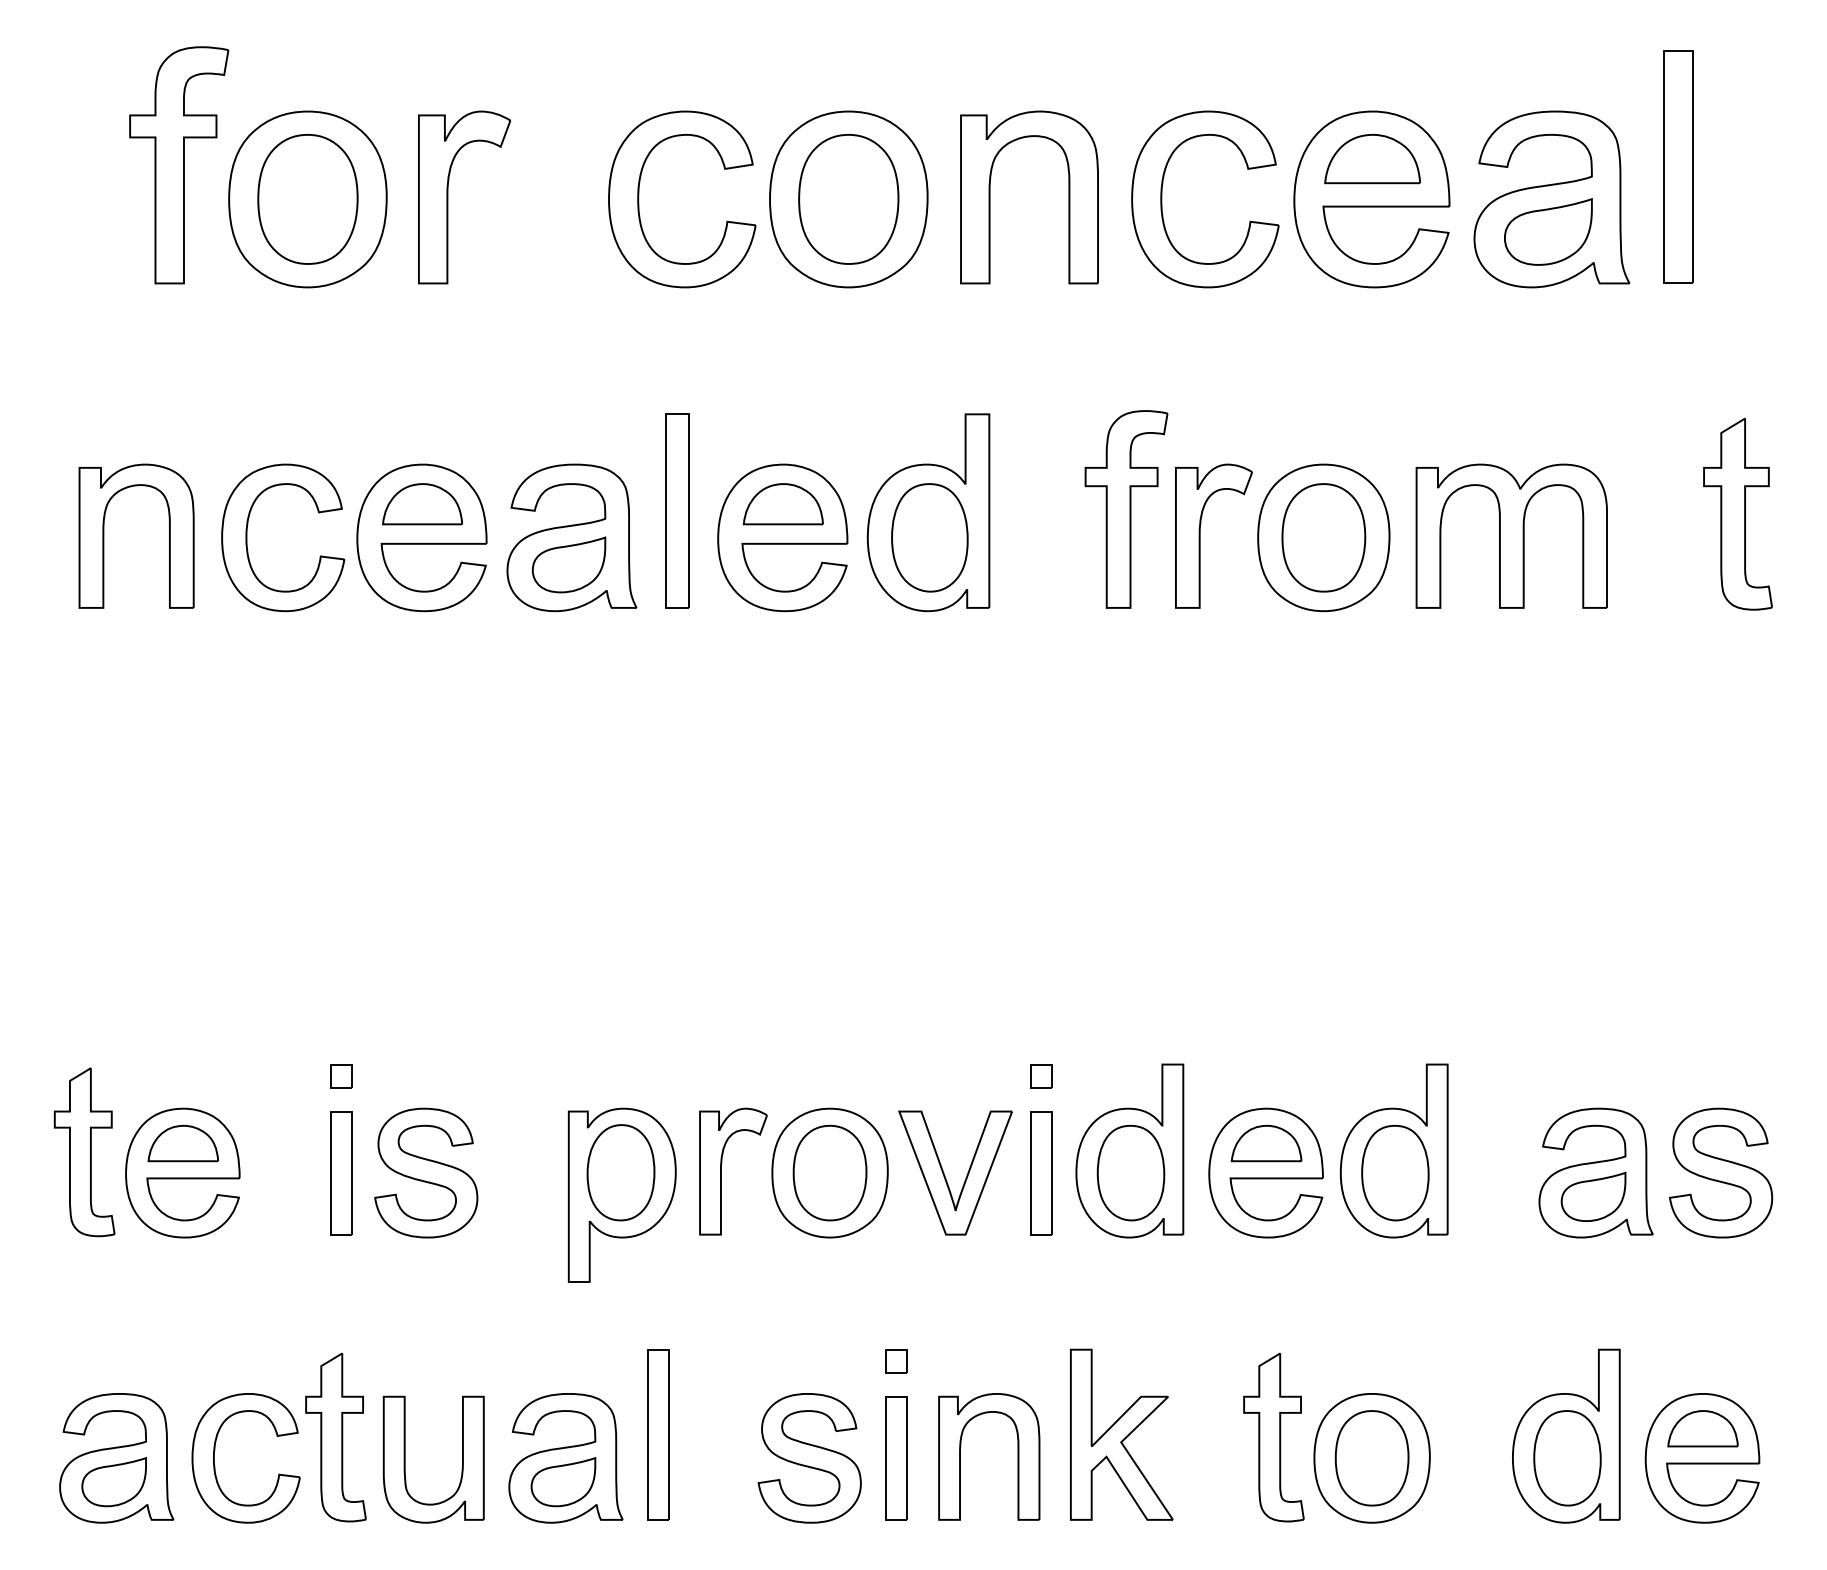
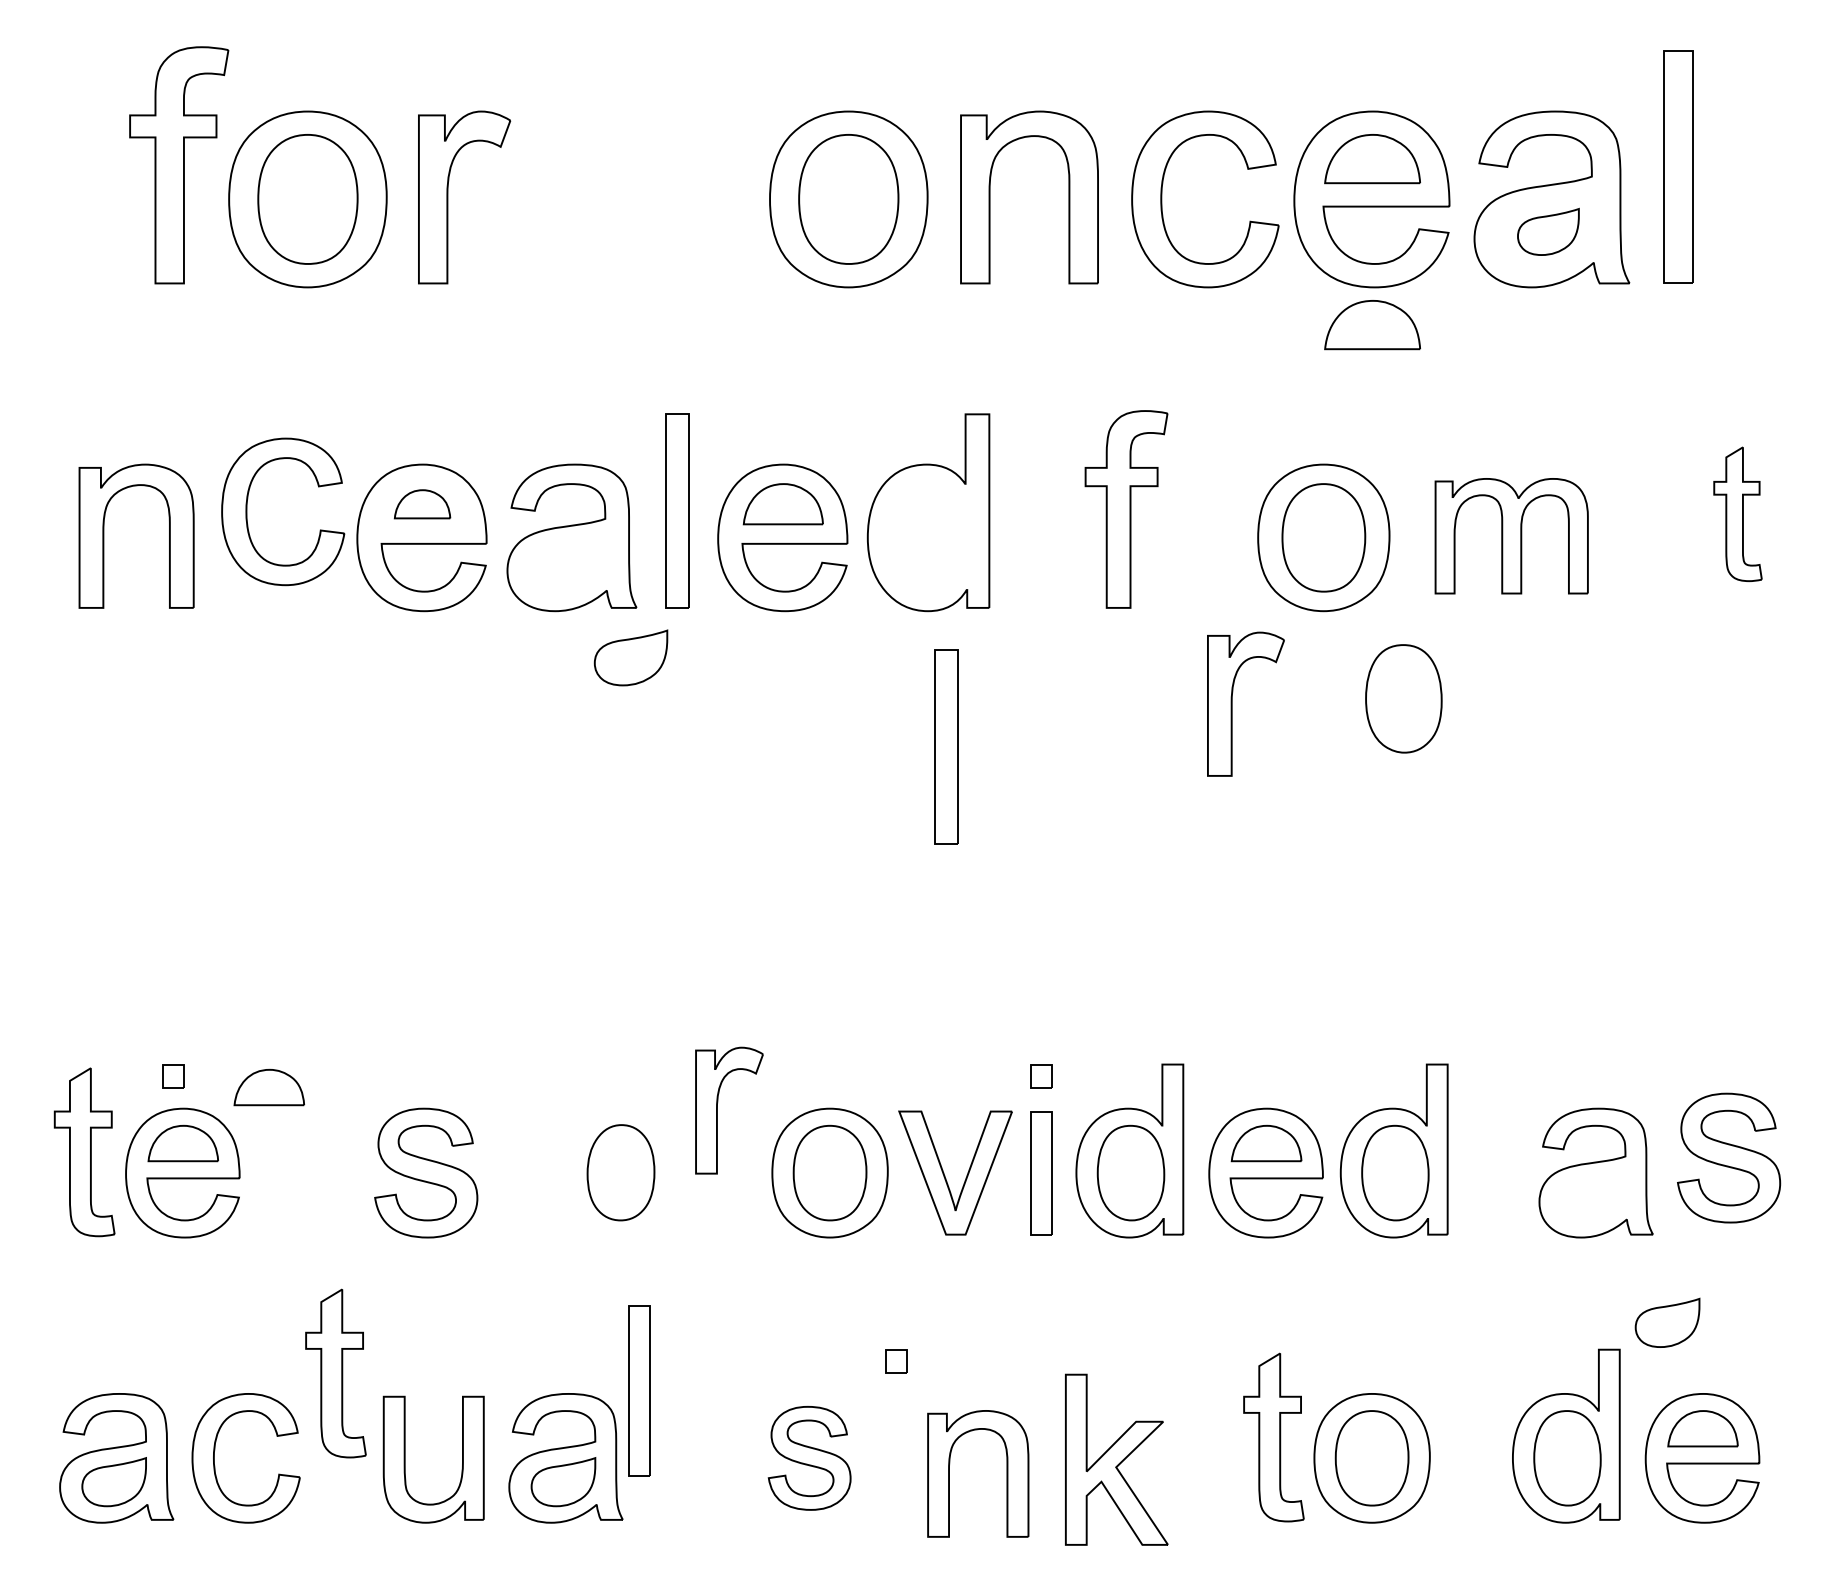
part: present -> none (639, 199)
part size: 89x68 px -> 63x49 px (1548, 231)
part: none -> present (1372, 325)
part size: 81x43 px -> 59x31 px (422, 504)
part size: 70x193 px -> 50x137 px (1737, 514)
part position: (1200, 535) -> (1232, 703) (1232, 703)
part size: 193x146 px -> 155x117 px (1511, 536)
part position: (247, 537) -> (247, 511) (247, 511)
part position: (929, 537) -> (1403, 698) (1403, 698)
part position: (568, 564) -> (630, 657) (630, 657)
part: none -> present (946, 746)
part position: (341, 1076) -> (173, 1076) (173, 1076)
part: none -> present (268, 1087)
part position: (721, 1171) -> (717, 1110) (717, 1110)
part position: (1721, 1172) -> (1729, 1157) (1729, 1157)
part: present -> none (341, 1173)
part: present -> none (621, 1194)
part position: (1593, 1196) -> (1667, 1322) (1667, 1322)
part position: (658, 1434) -> (639, 1390) (639, 1390)
part position: (1121, 1434) -> (1116, 1459) (1116, 1459)
part position: (335, 1437) -> (335, 1373) (335, 1373)
part position: (1017, 1456) -> (1006, 1473) (1006, 1473)
part size: 105x131 px -> 85x105 px (809, 1458)
part: present -> none (896, 1458)
